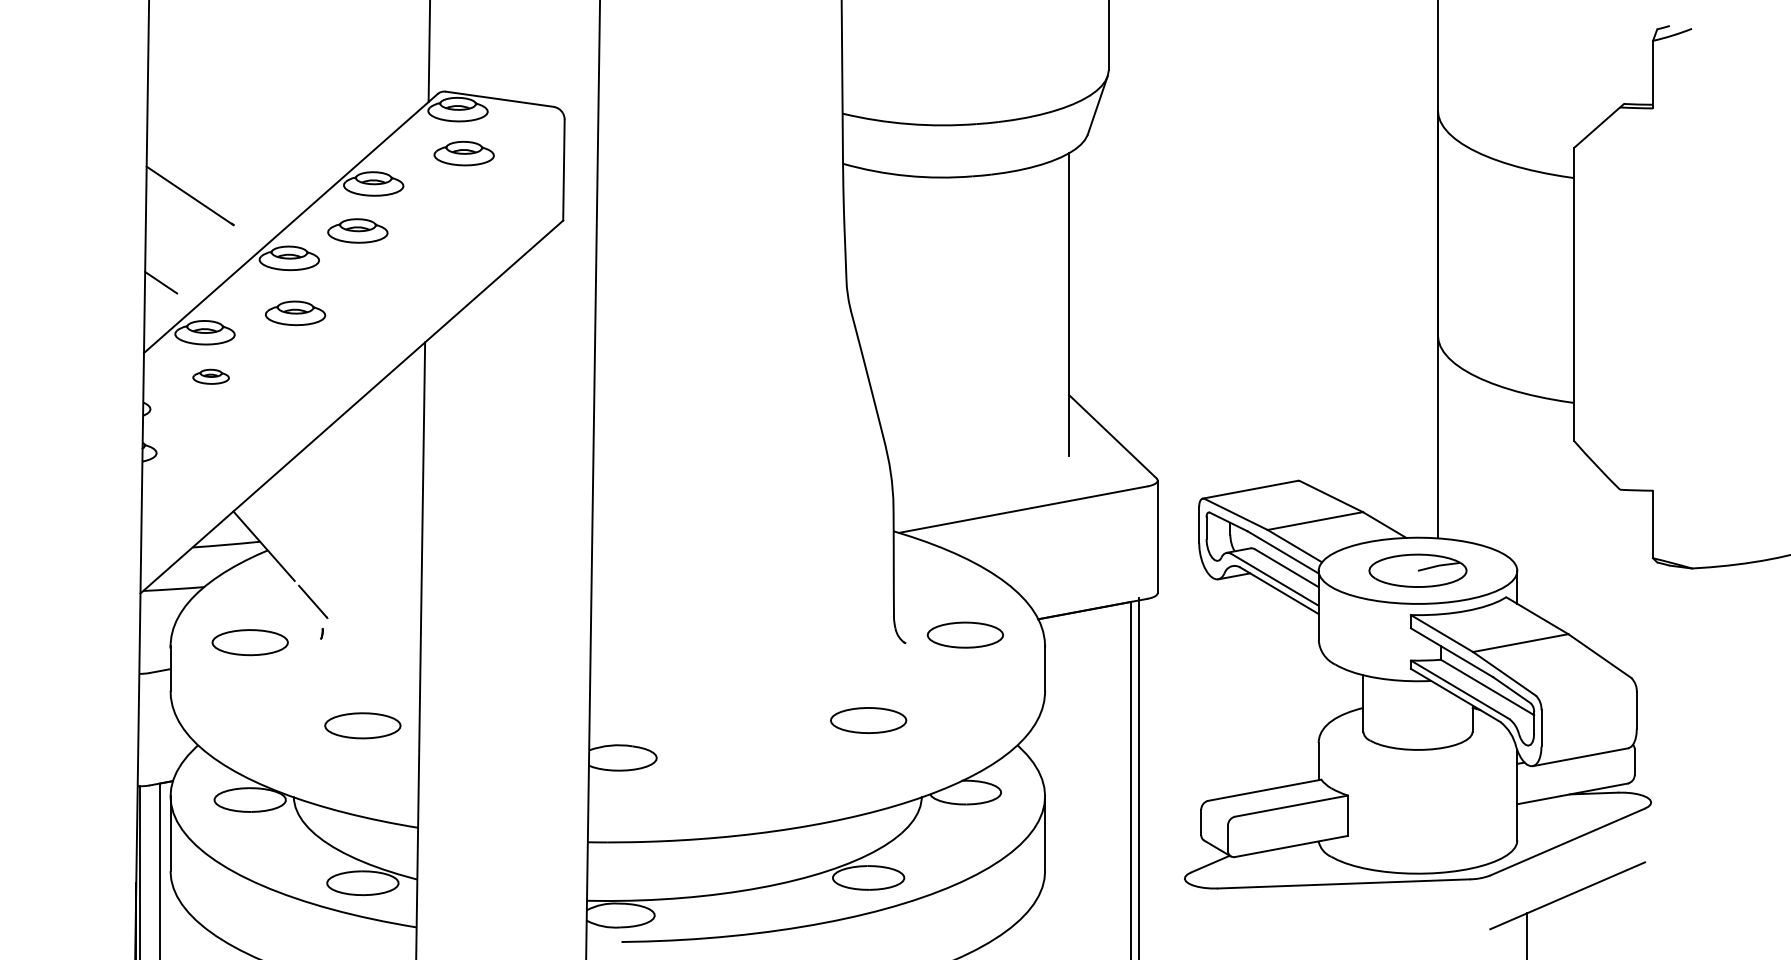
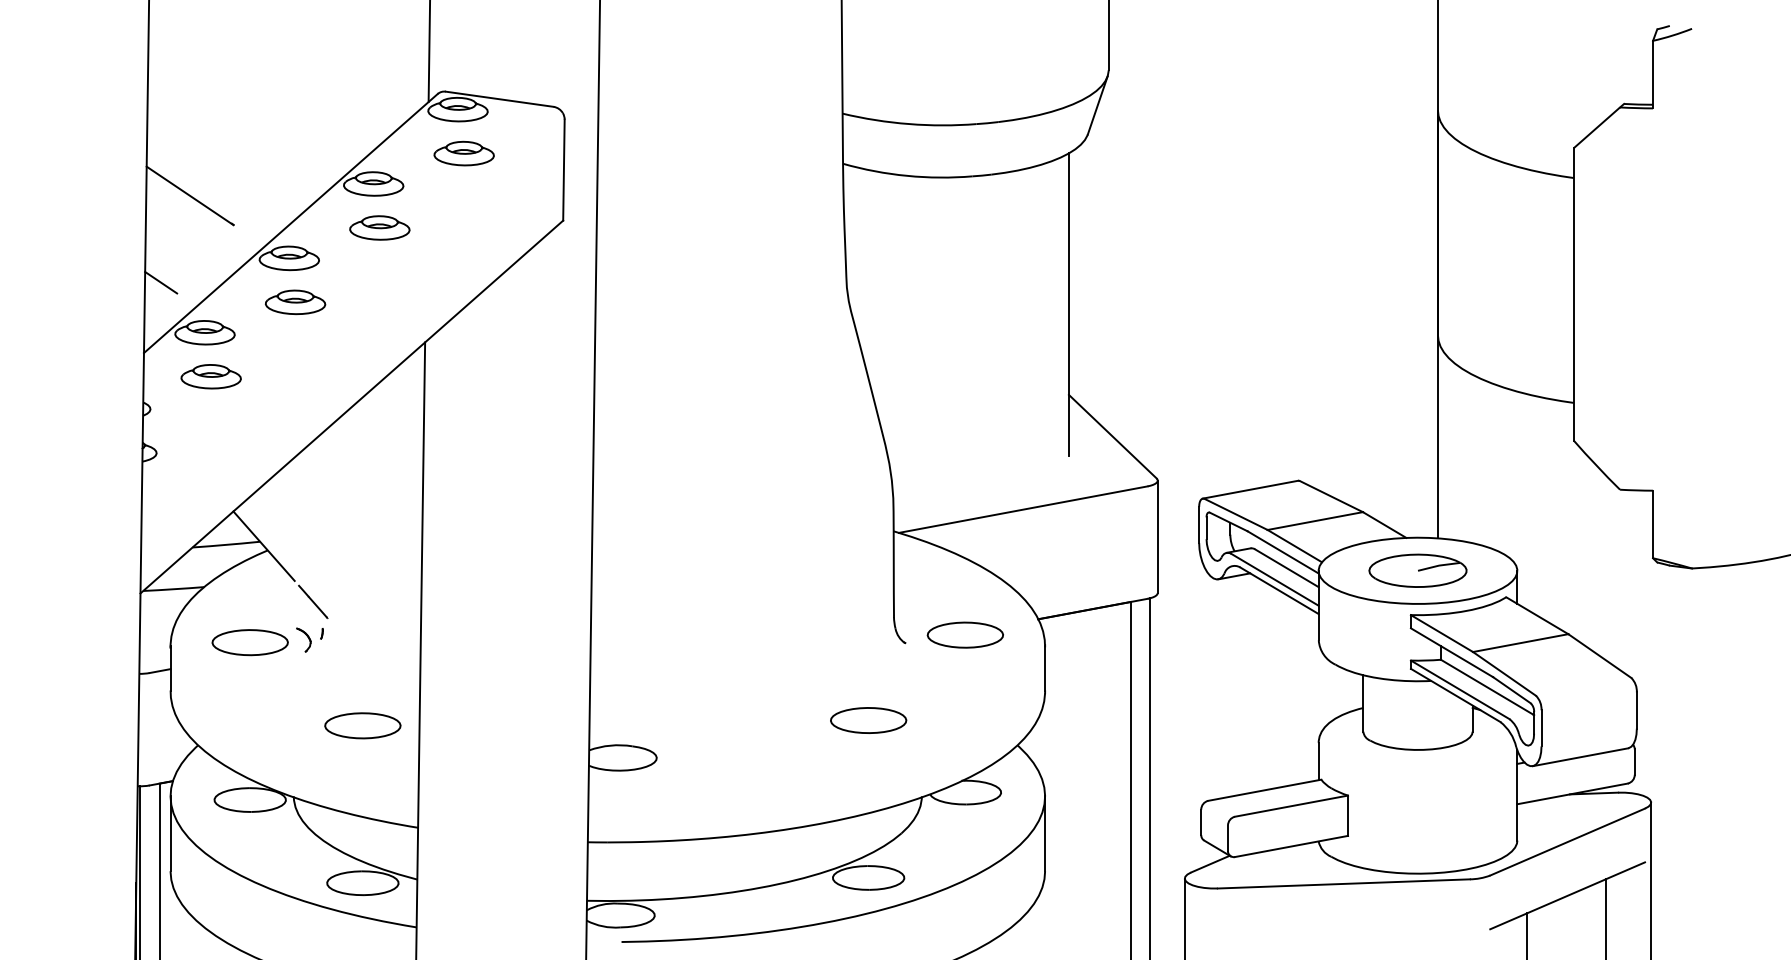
part position: (357, 230) -> (379, 227) (379, 227)
part position: (295, 313) -> (295, 302) (295, 302)
part size: 38x17 px -> 62x26 px (210, 376)
part: none -> present (303, 639)
line position: (1139, 777) -> (1150, 777) (1150, 777)
line: none -> present (1651, 879)
line: none -> present (1184, 917)
line: none -> present (1606, 917)
